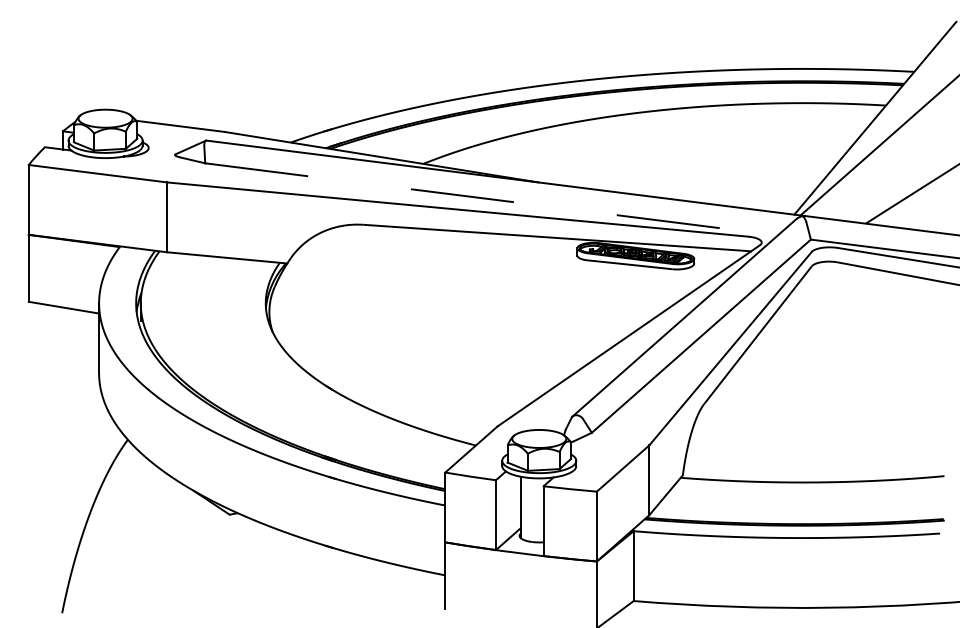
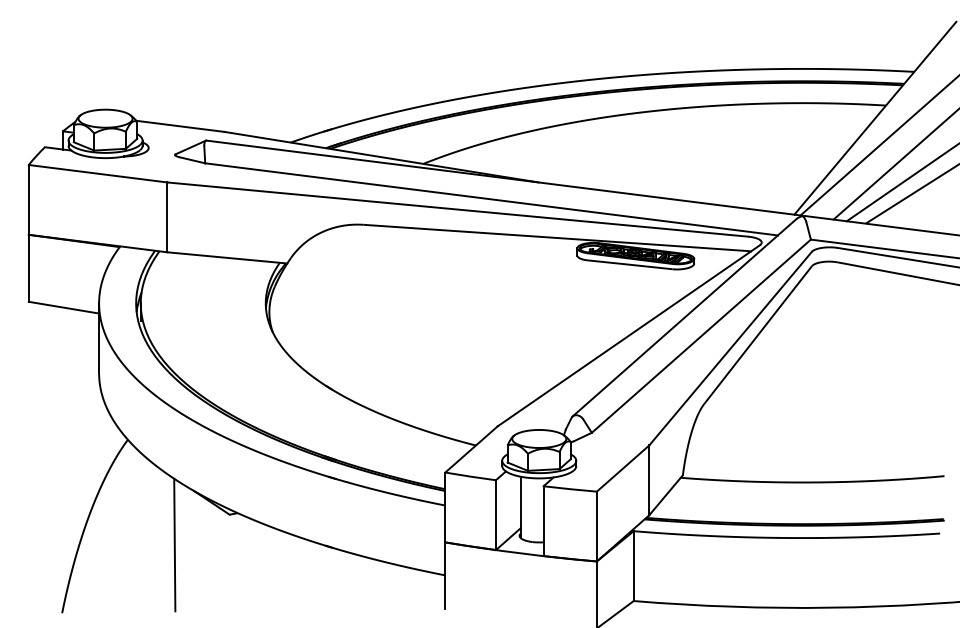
line: none -> present (894, 165)
line: none -> present (901, 183)
line: dashed -> solid (491, 199)
line: none -> present (174, 544)
